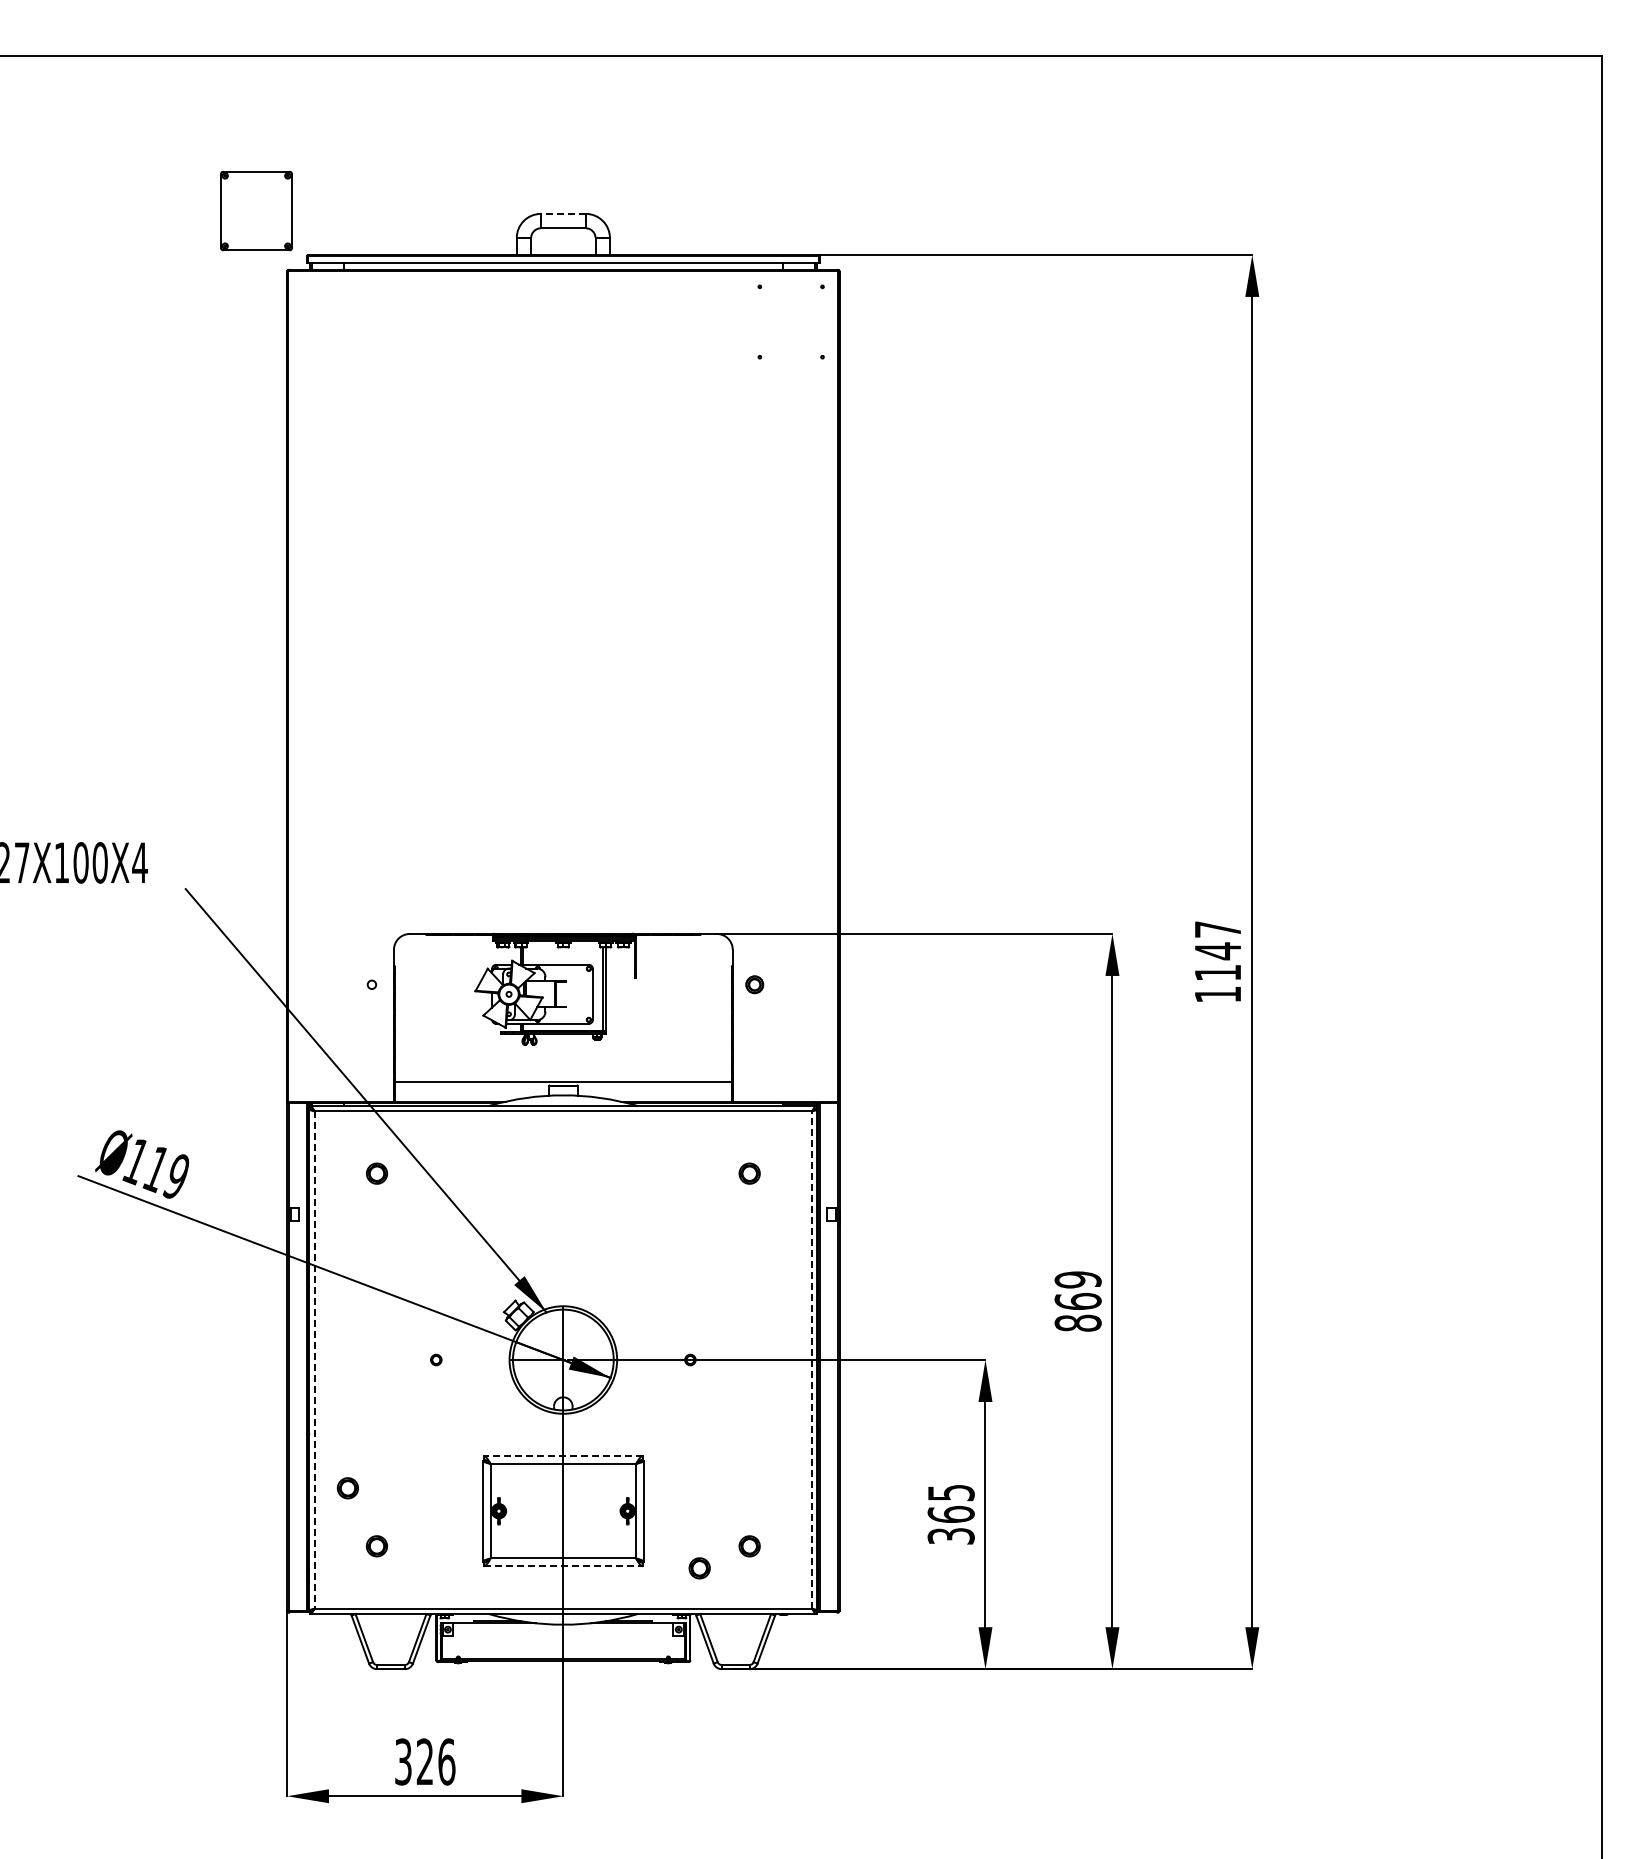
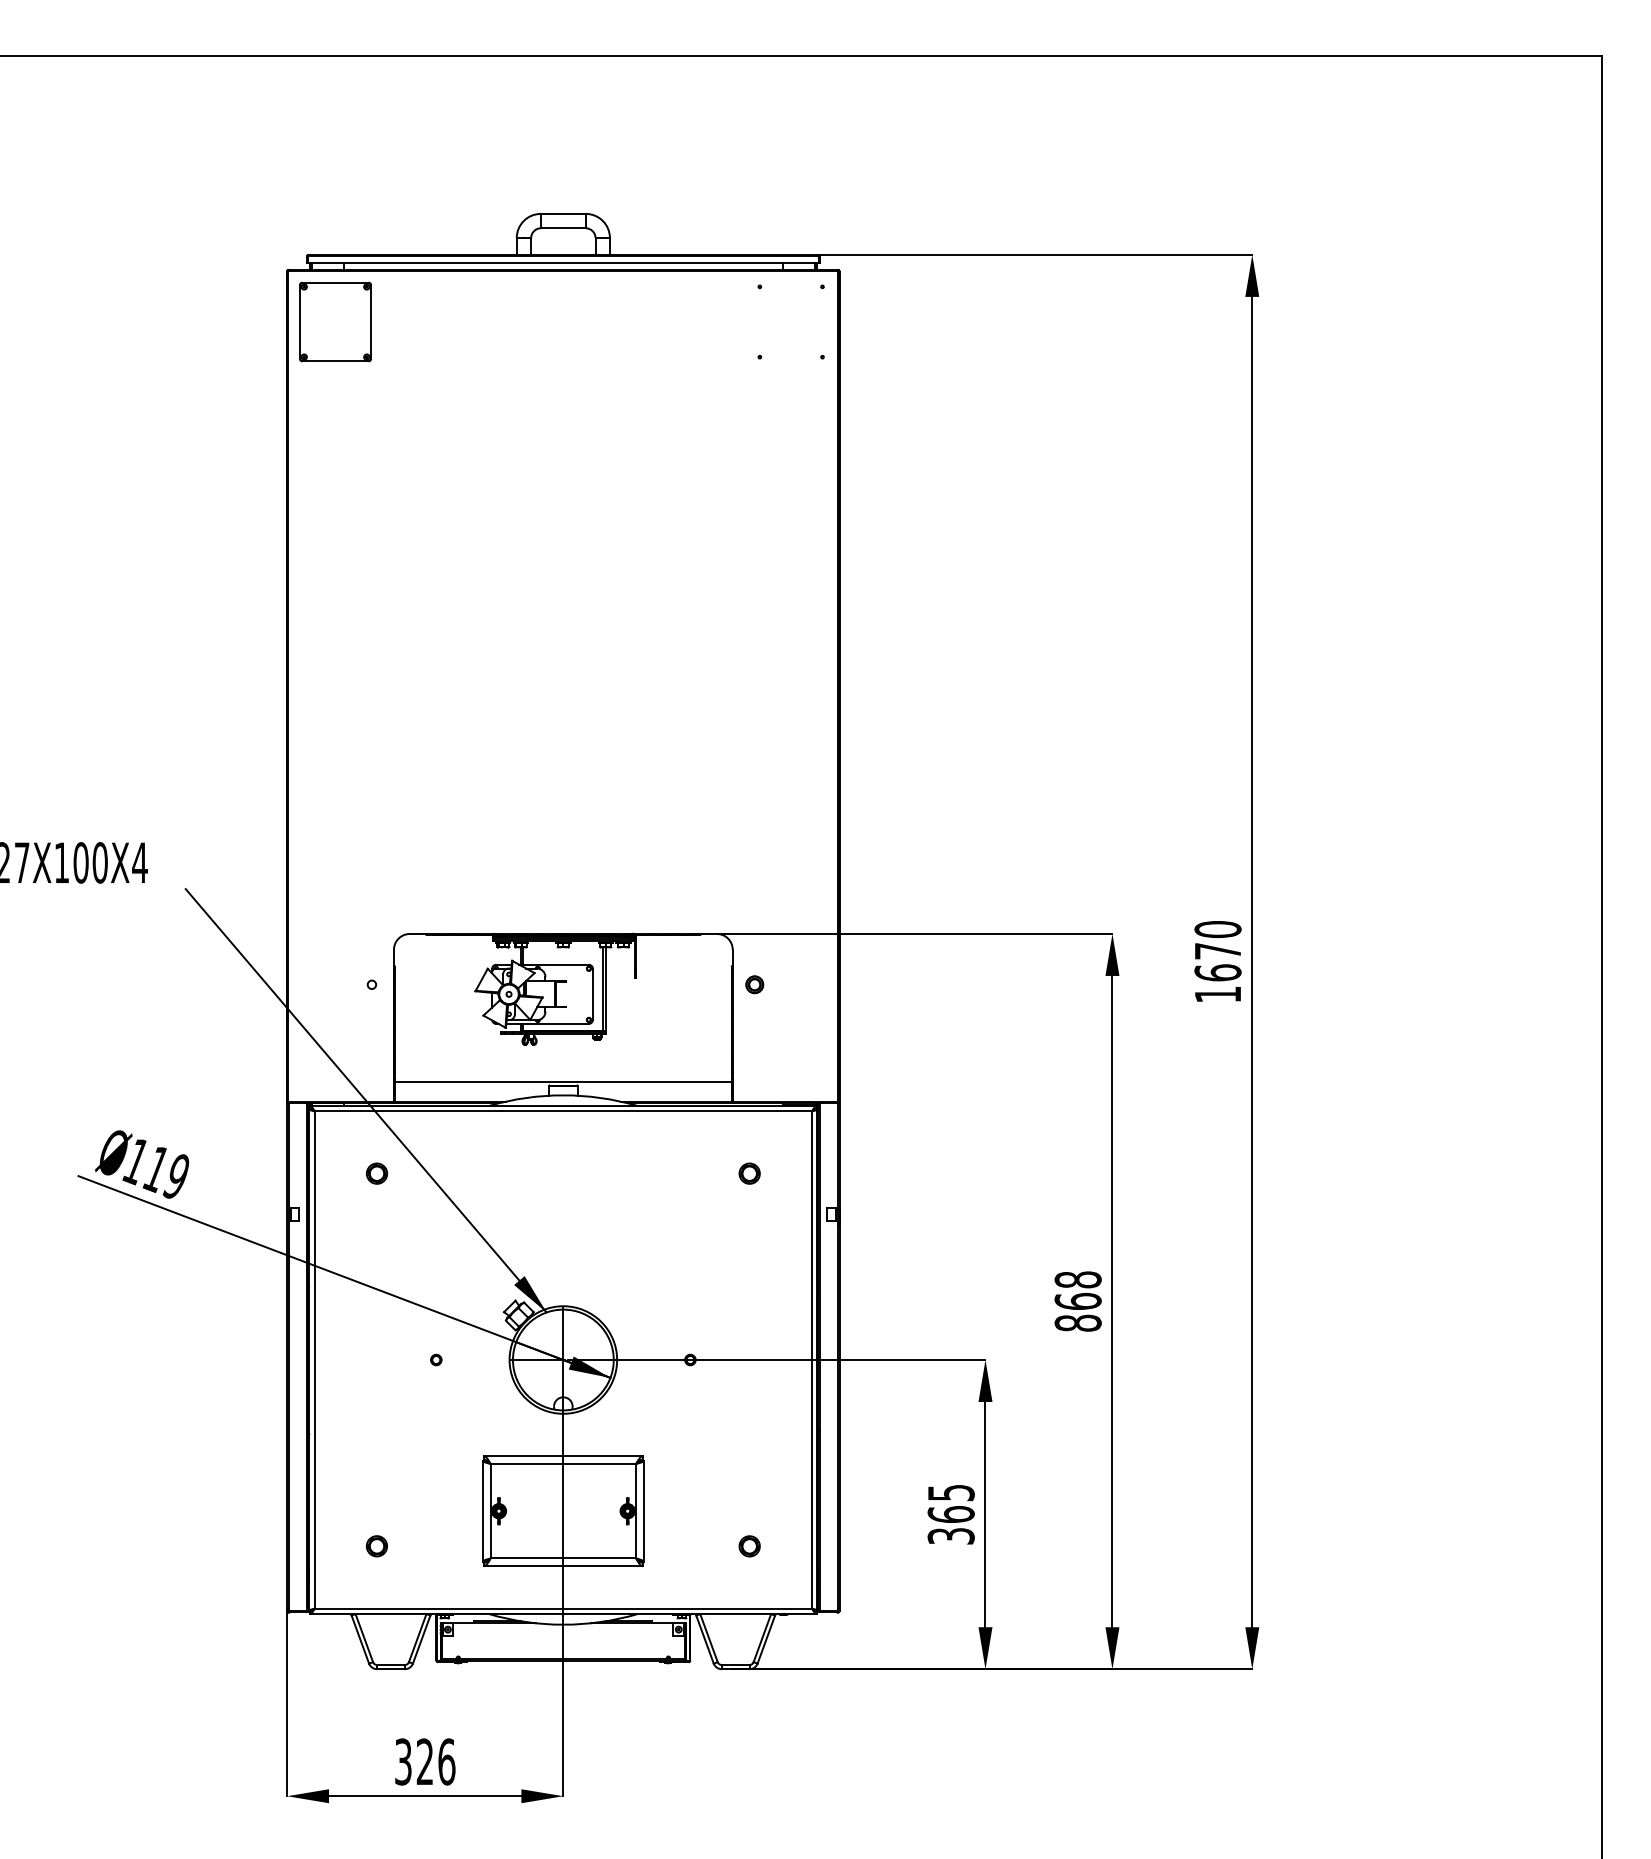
part position: (256, 210) -> (335, 321) (335, 321)
line: dashed -> solid (562, 213)
text: 1147 -> 1670 (1217, 951)
text: 869 -> 868 (1077, 1279)
line: dashed -> solid (314, 1360)
line: dashed -> solid (811, 1360)
line: dashed -> solid (563, 1456)
part: present -> none (347, 1488)
line: dashed -> solid (563, 1566)
part: present -> none (699, 1568)
